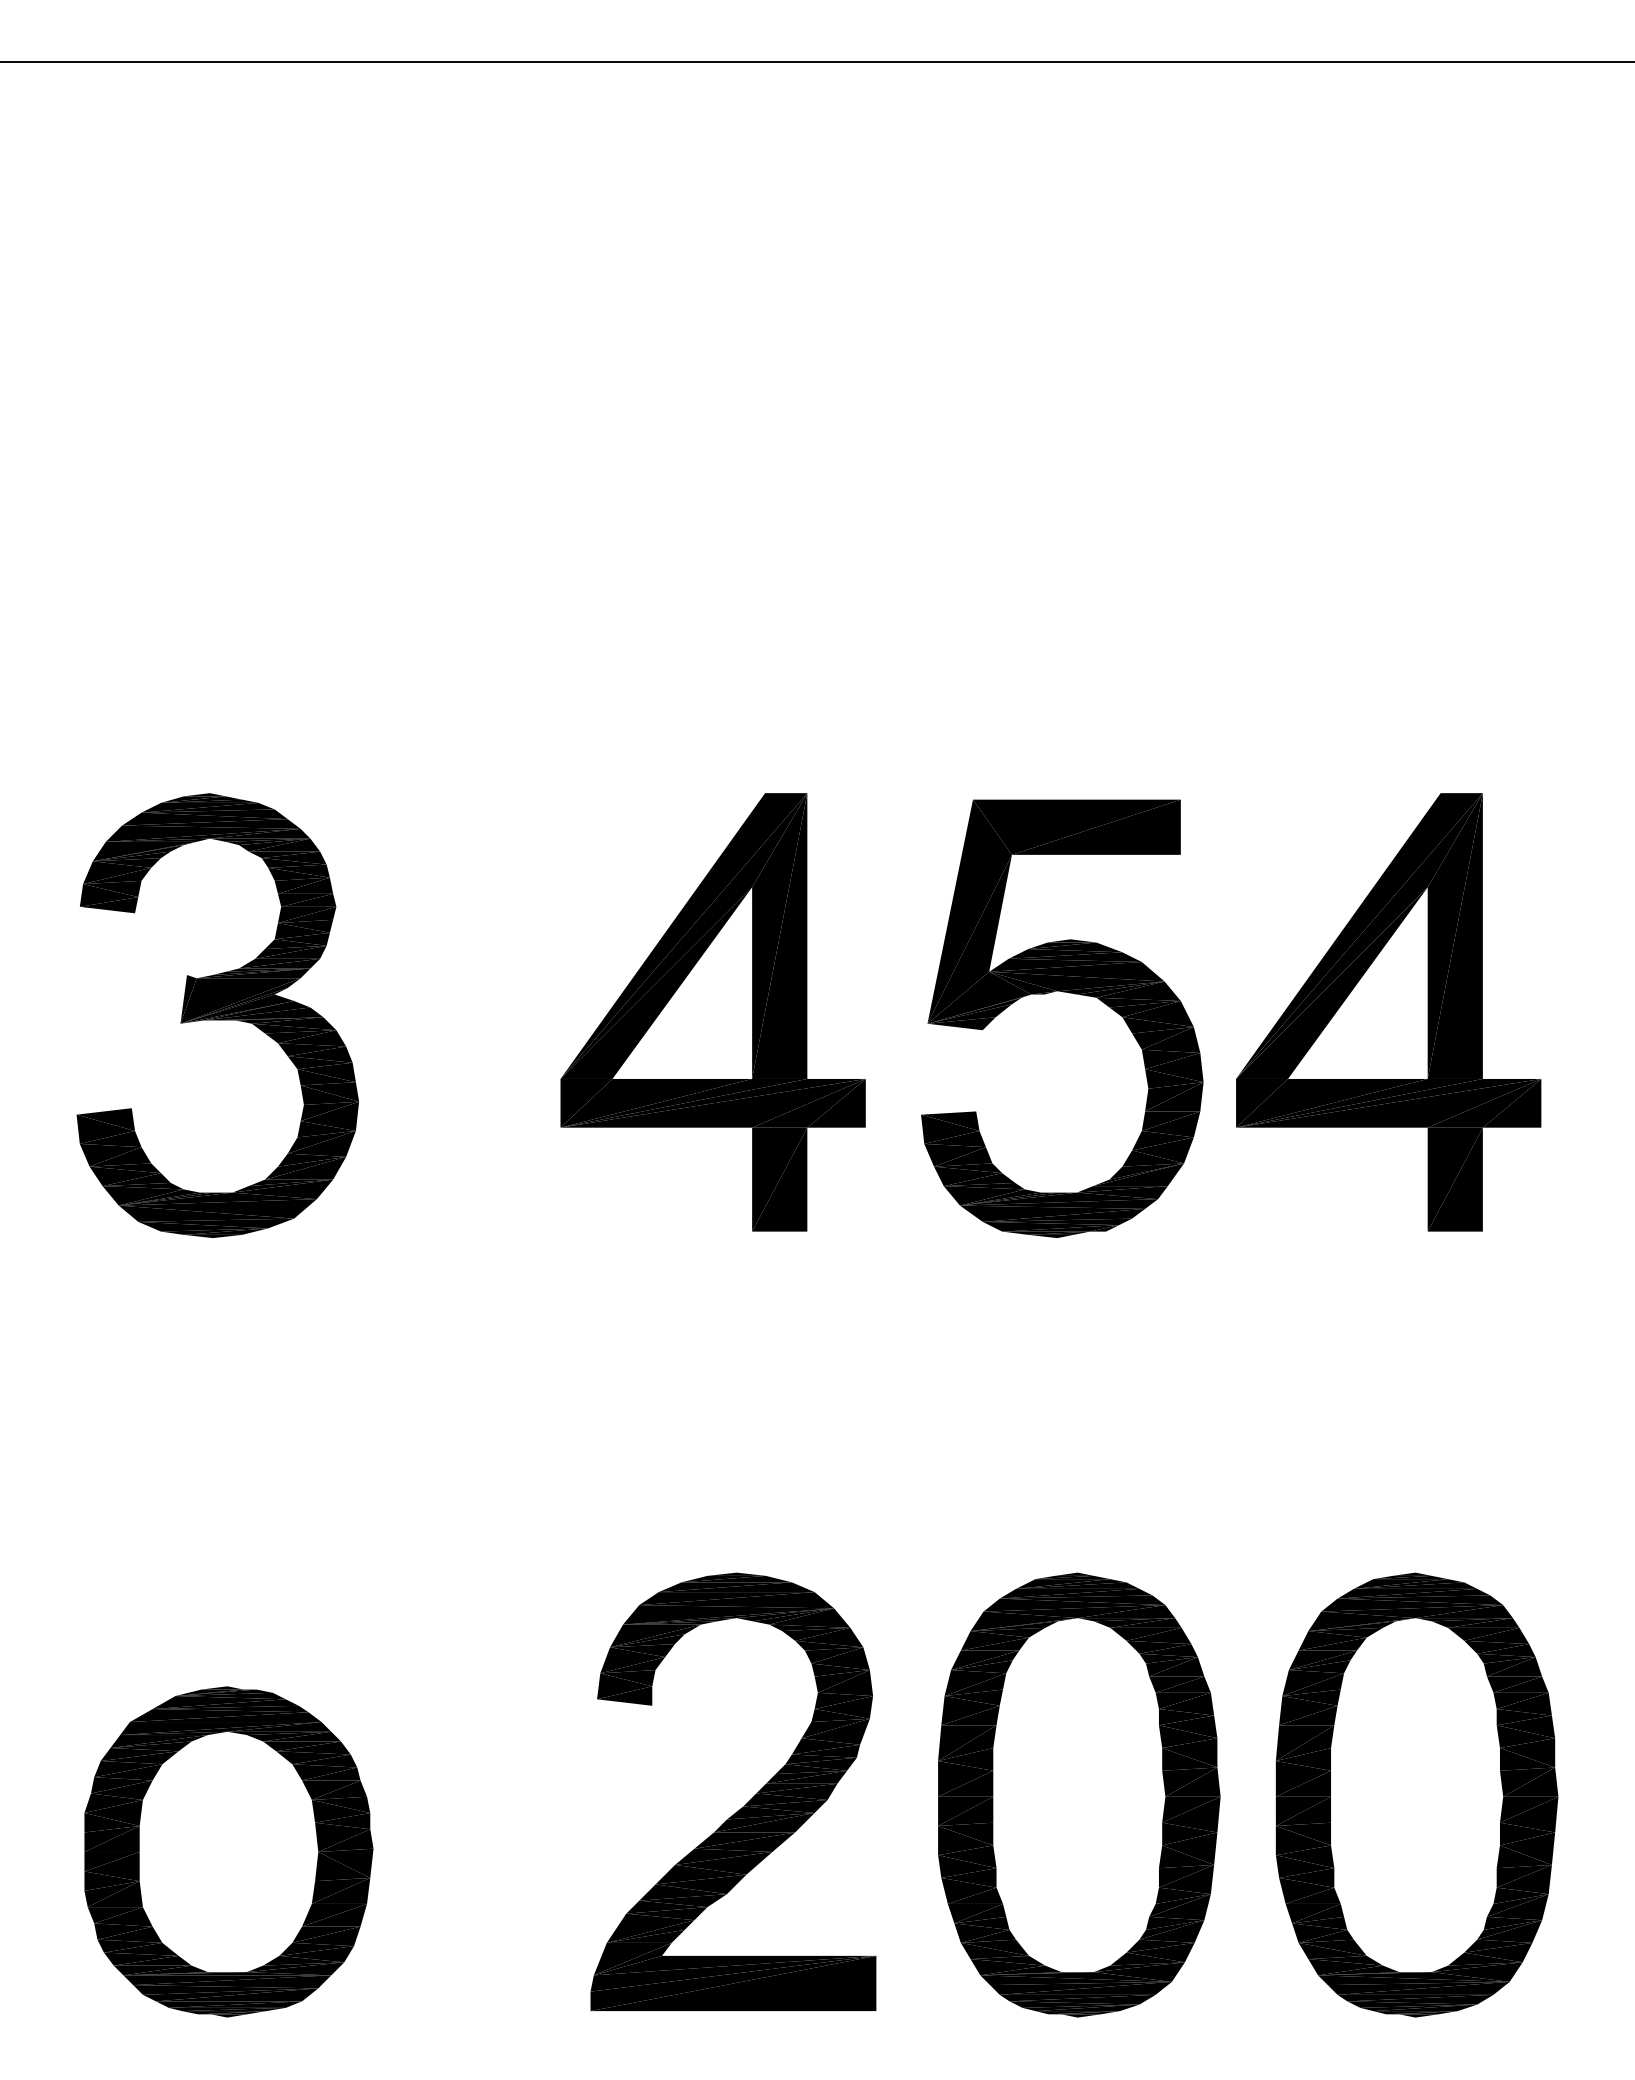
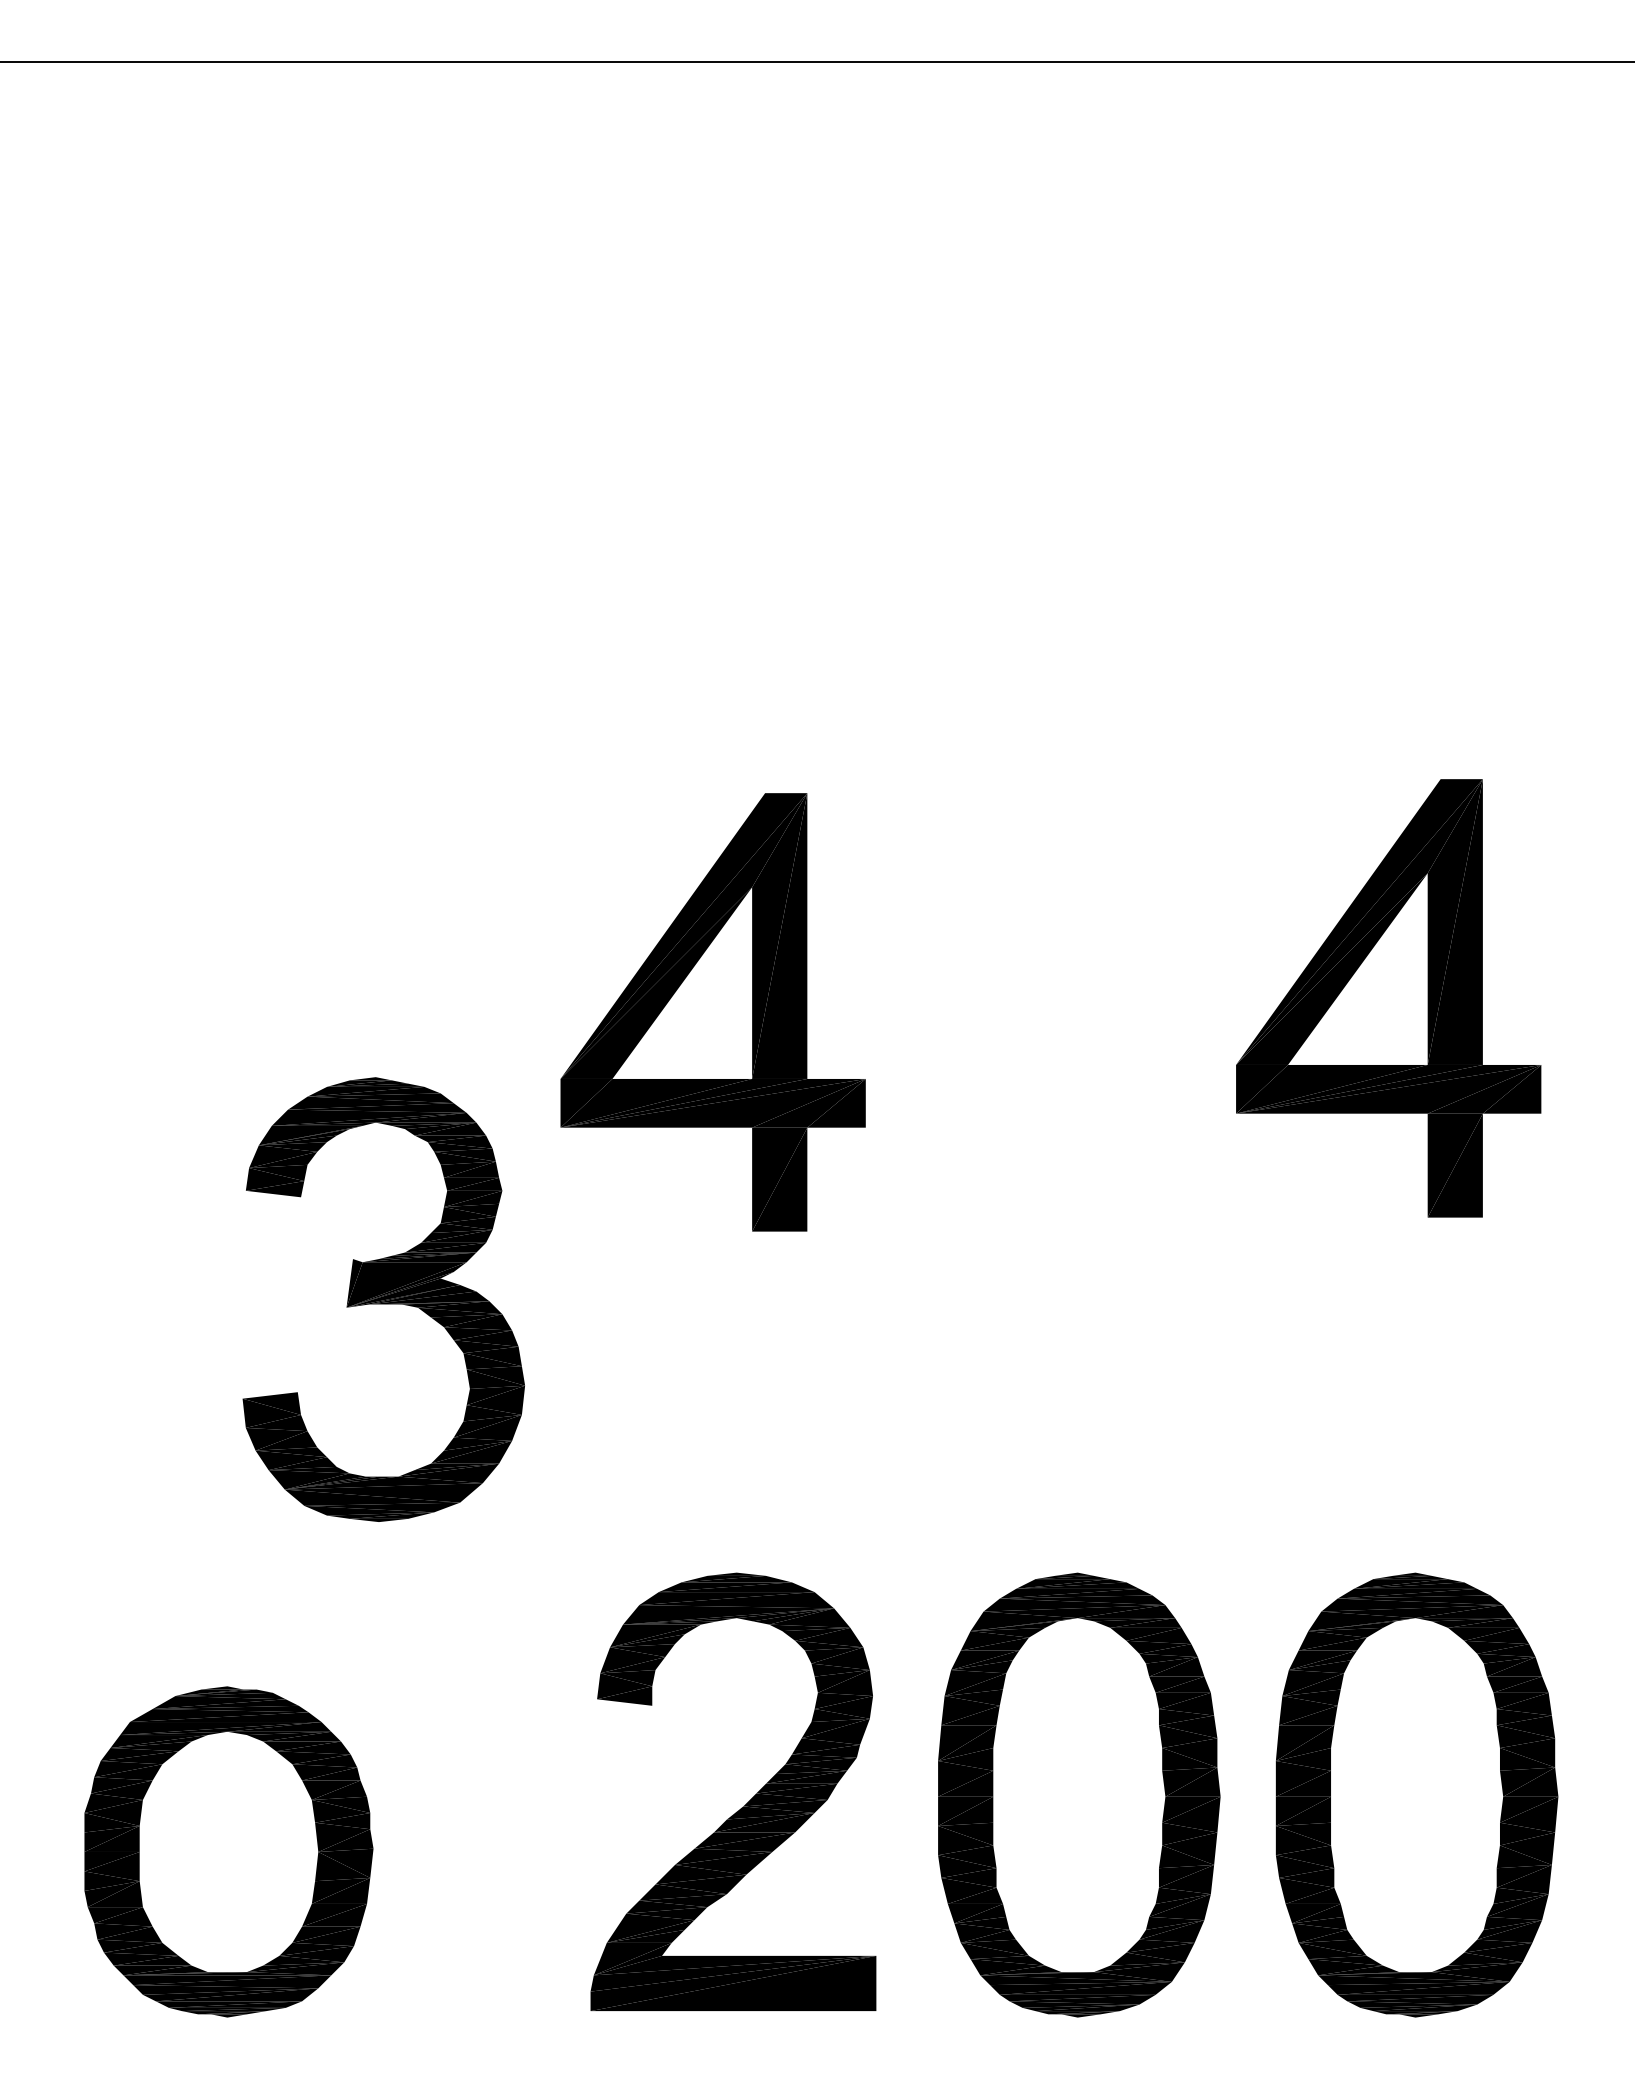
part: present -> none (1068, 993)
part position: (1388, 1012) -> (1388, 998) (1388, 998)
part position: (217, 1015) -> (383, 1299) (383, 1299)
